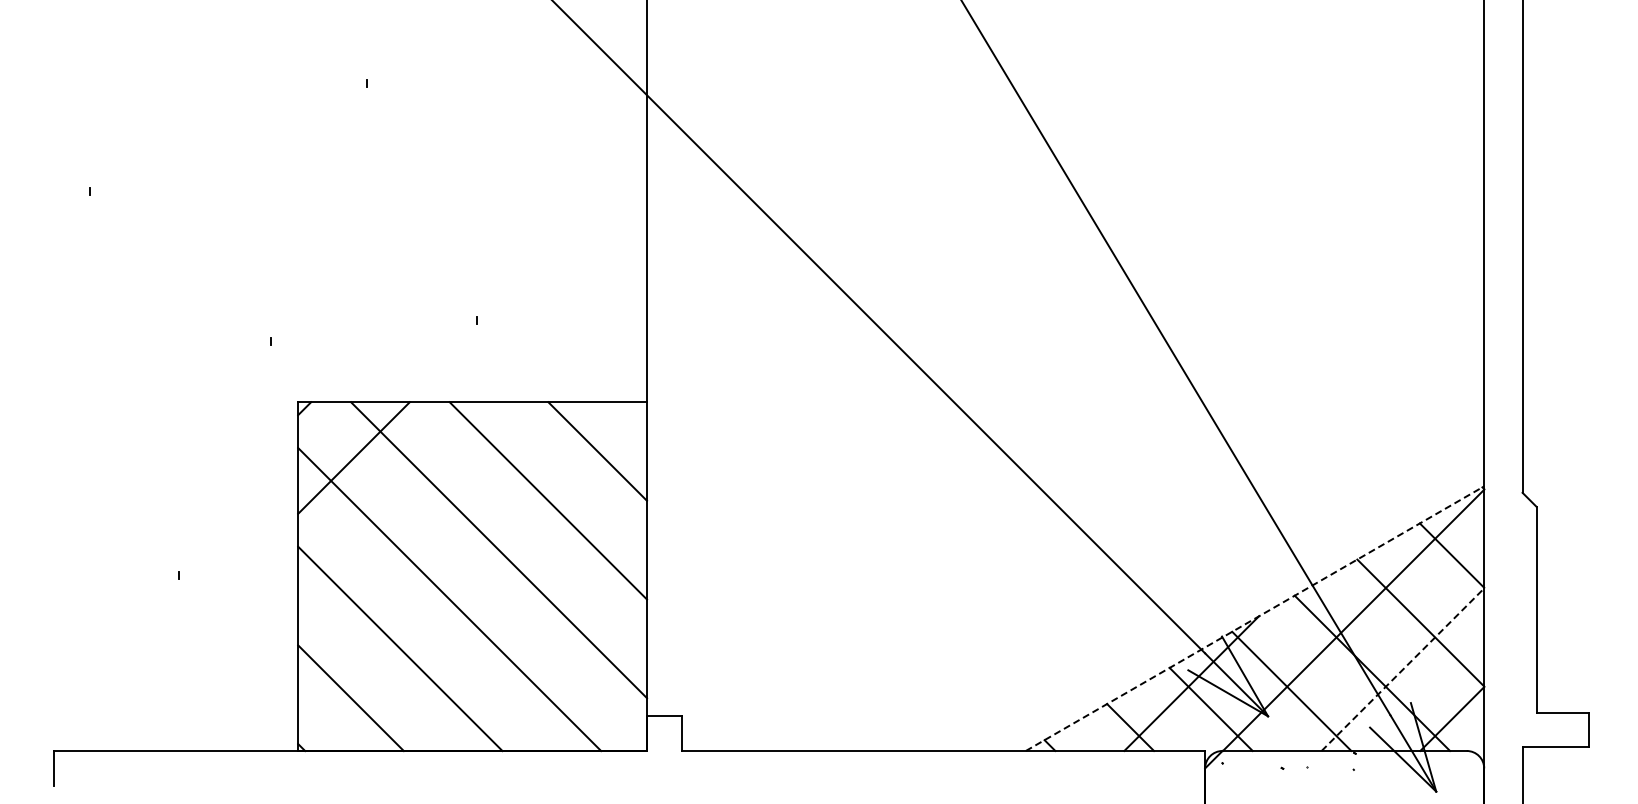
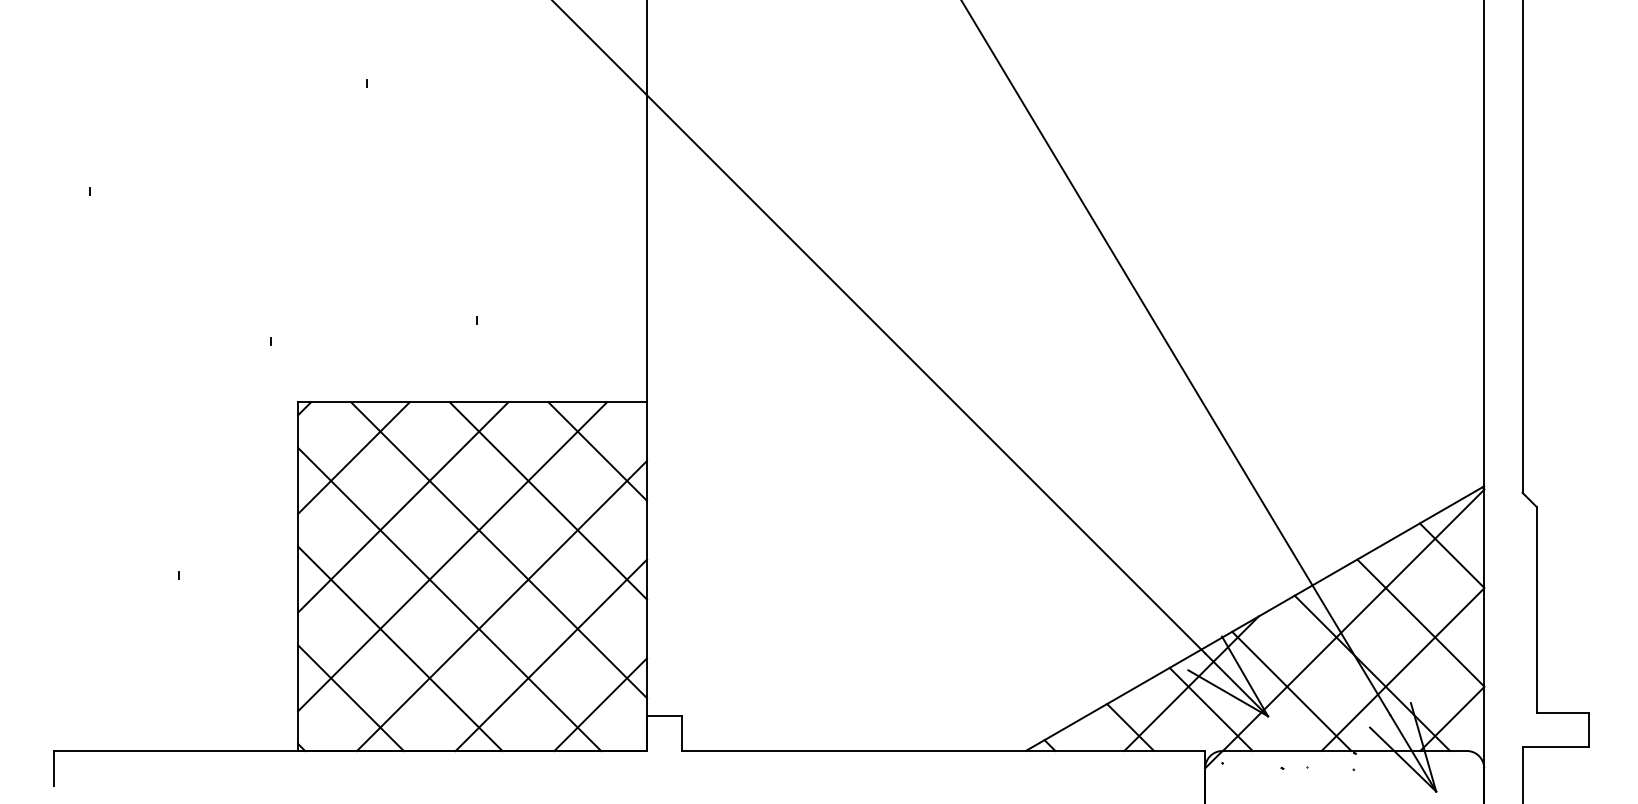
line: none -> present (403, 507)
line: none -> present (452, 556)
line: none -> present (502, 606)
line: dashed -> solid (1255, 618)
line: none -> present (551, 655)
line: dashed -> solid (1402, 669)
line: none -> present (600, 704)
